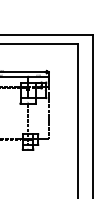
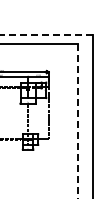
line: solid -> dashed (46, 34)
line: solid -> dashed (78, 121)
